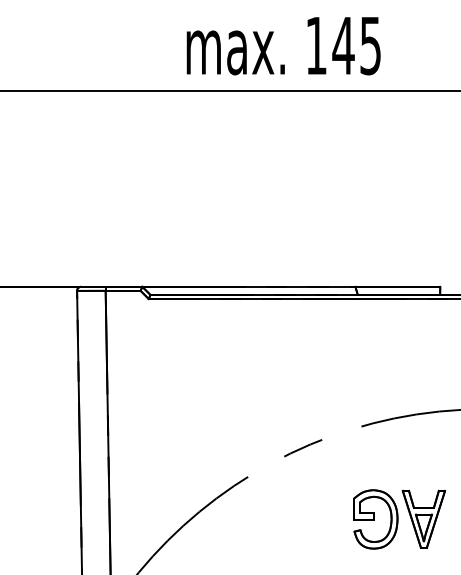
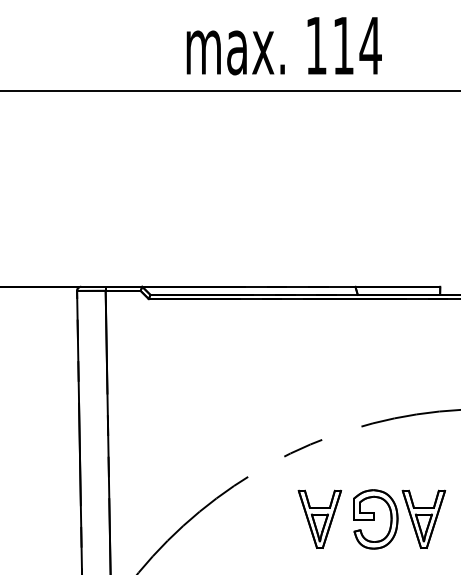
text: 145 -> 114 (356, 46)
part: none -> present (319, 518)
